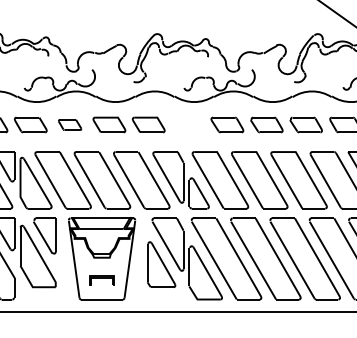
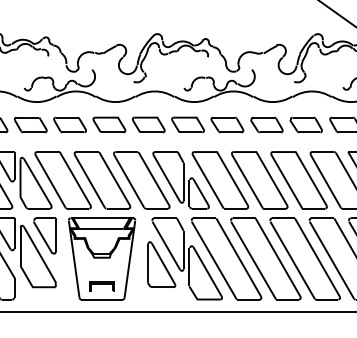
part size: 25x12 px -> 34x18 px (69, 124)
part: none -> present (187, 124)
part position: (101, 280) -> (101, 286) (101, 286)
